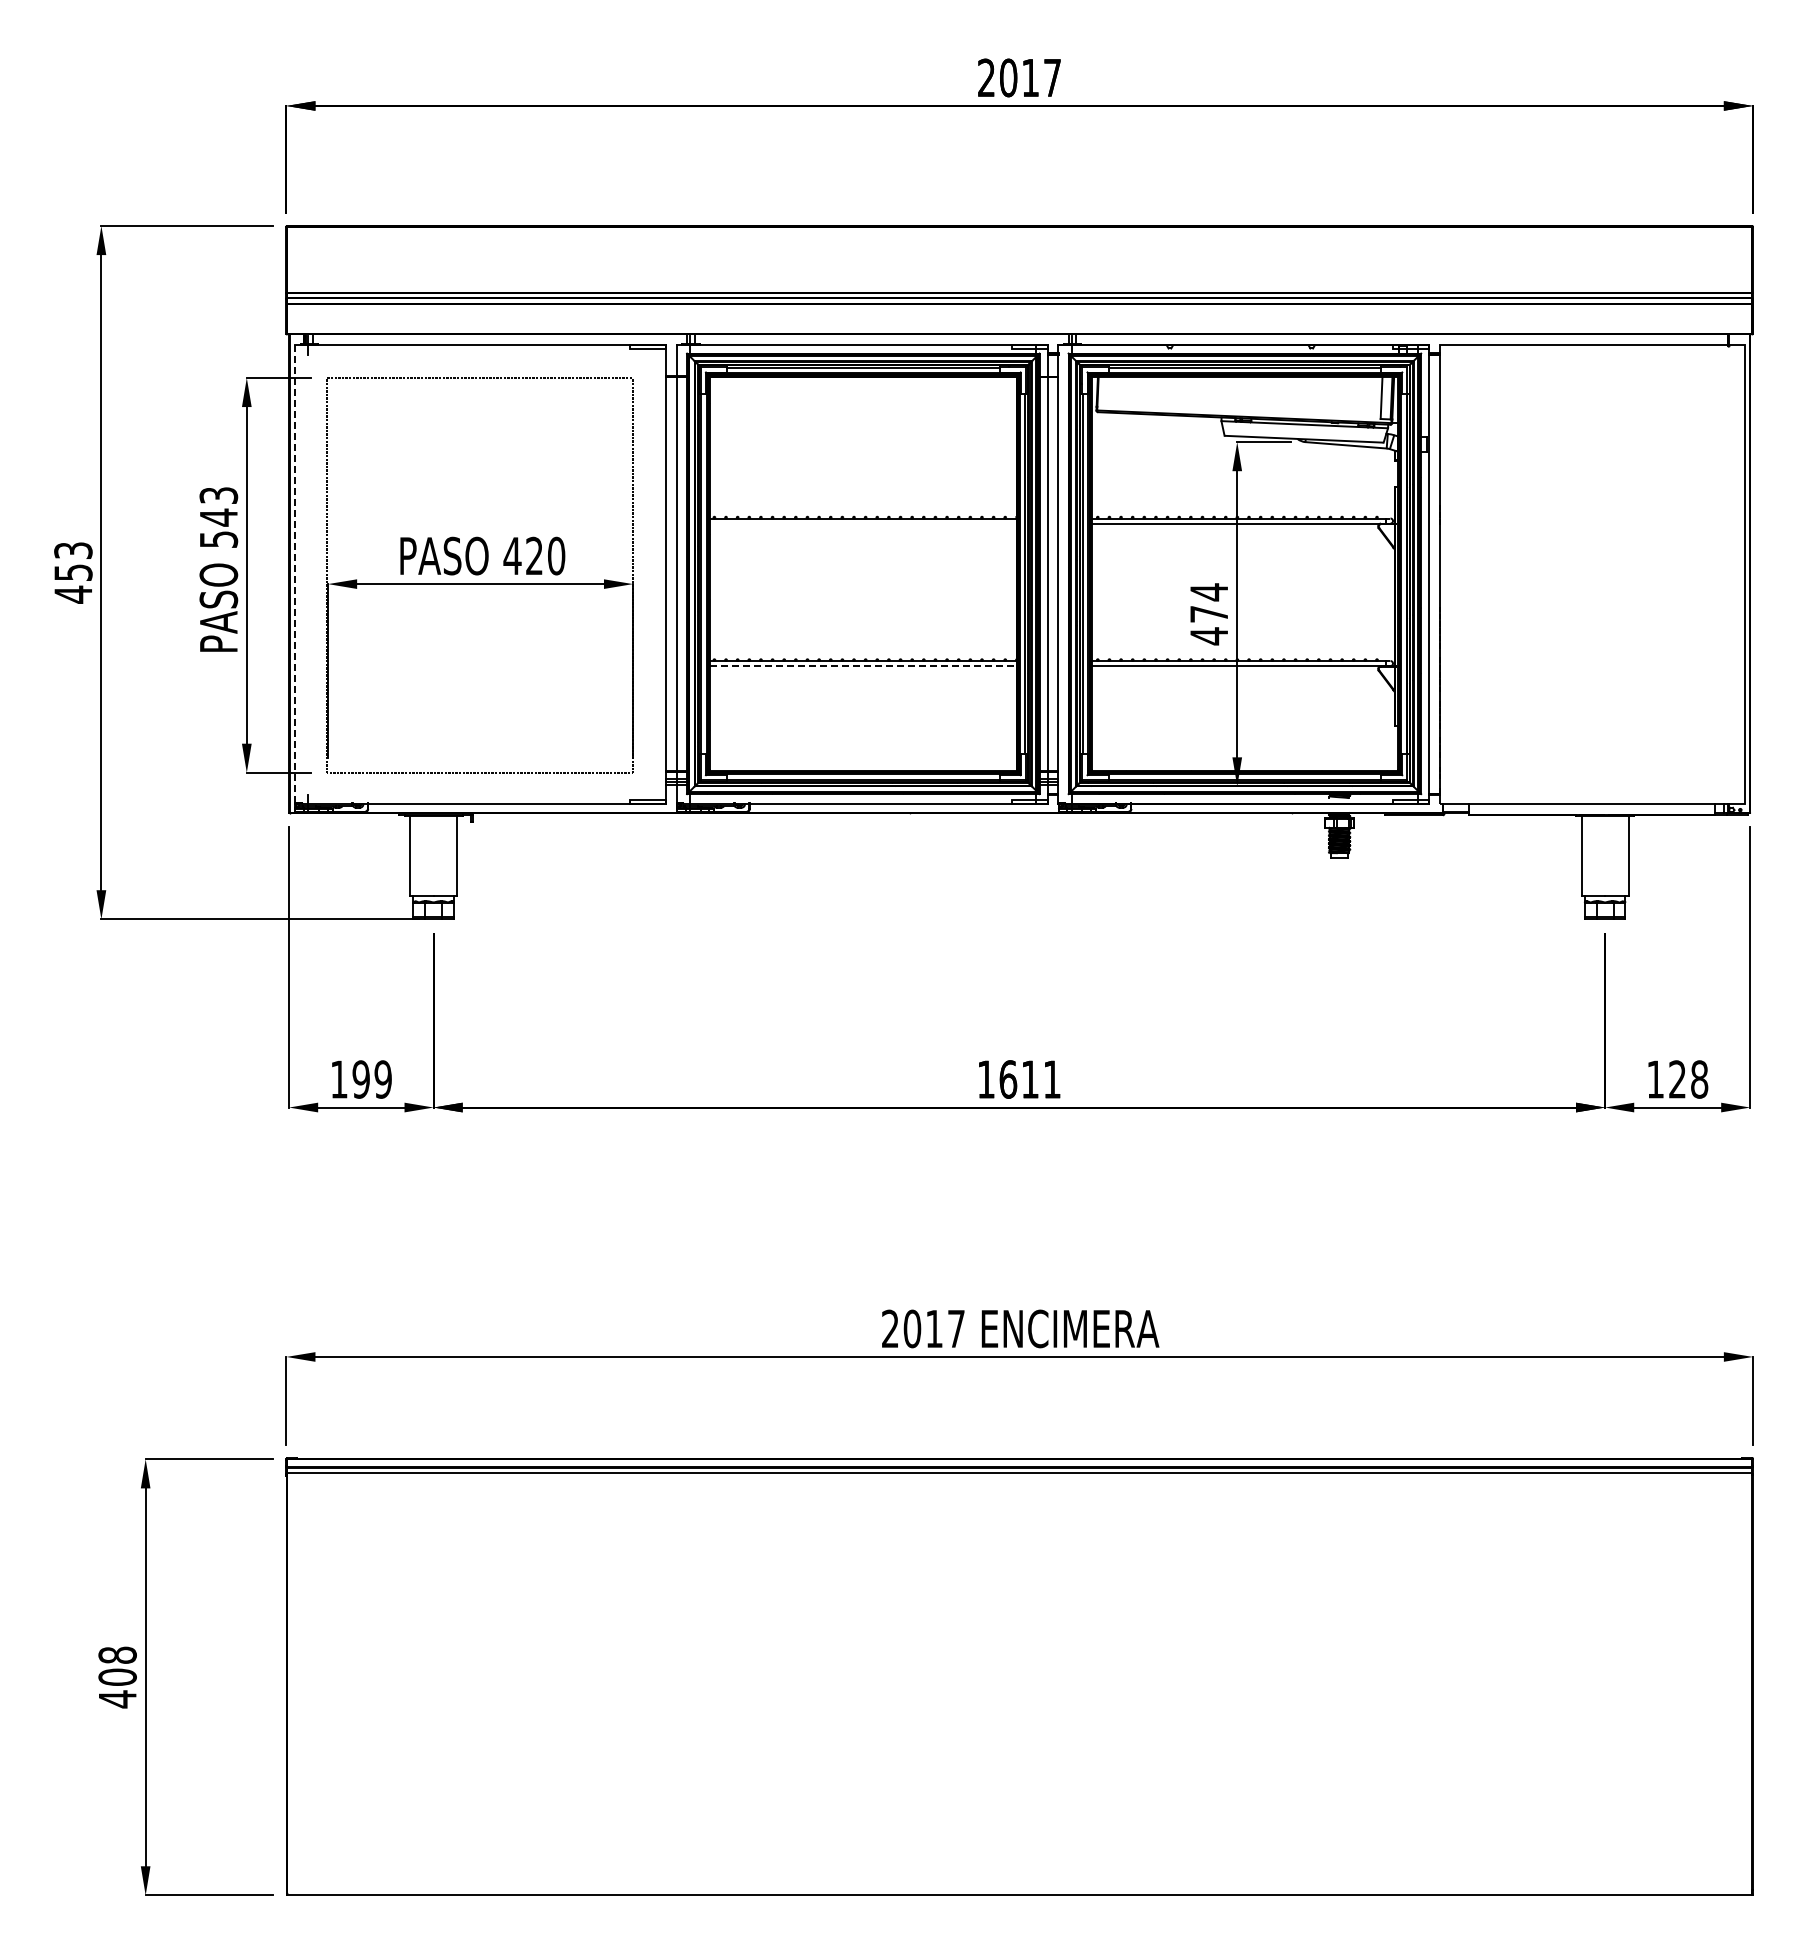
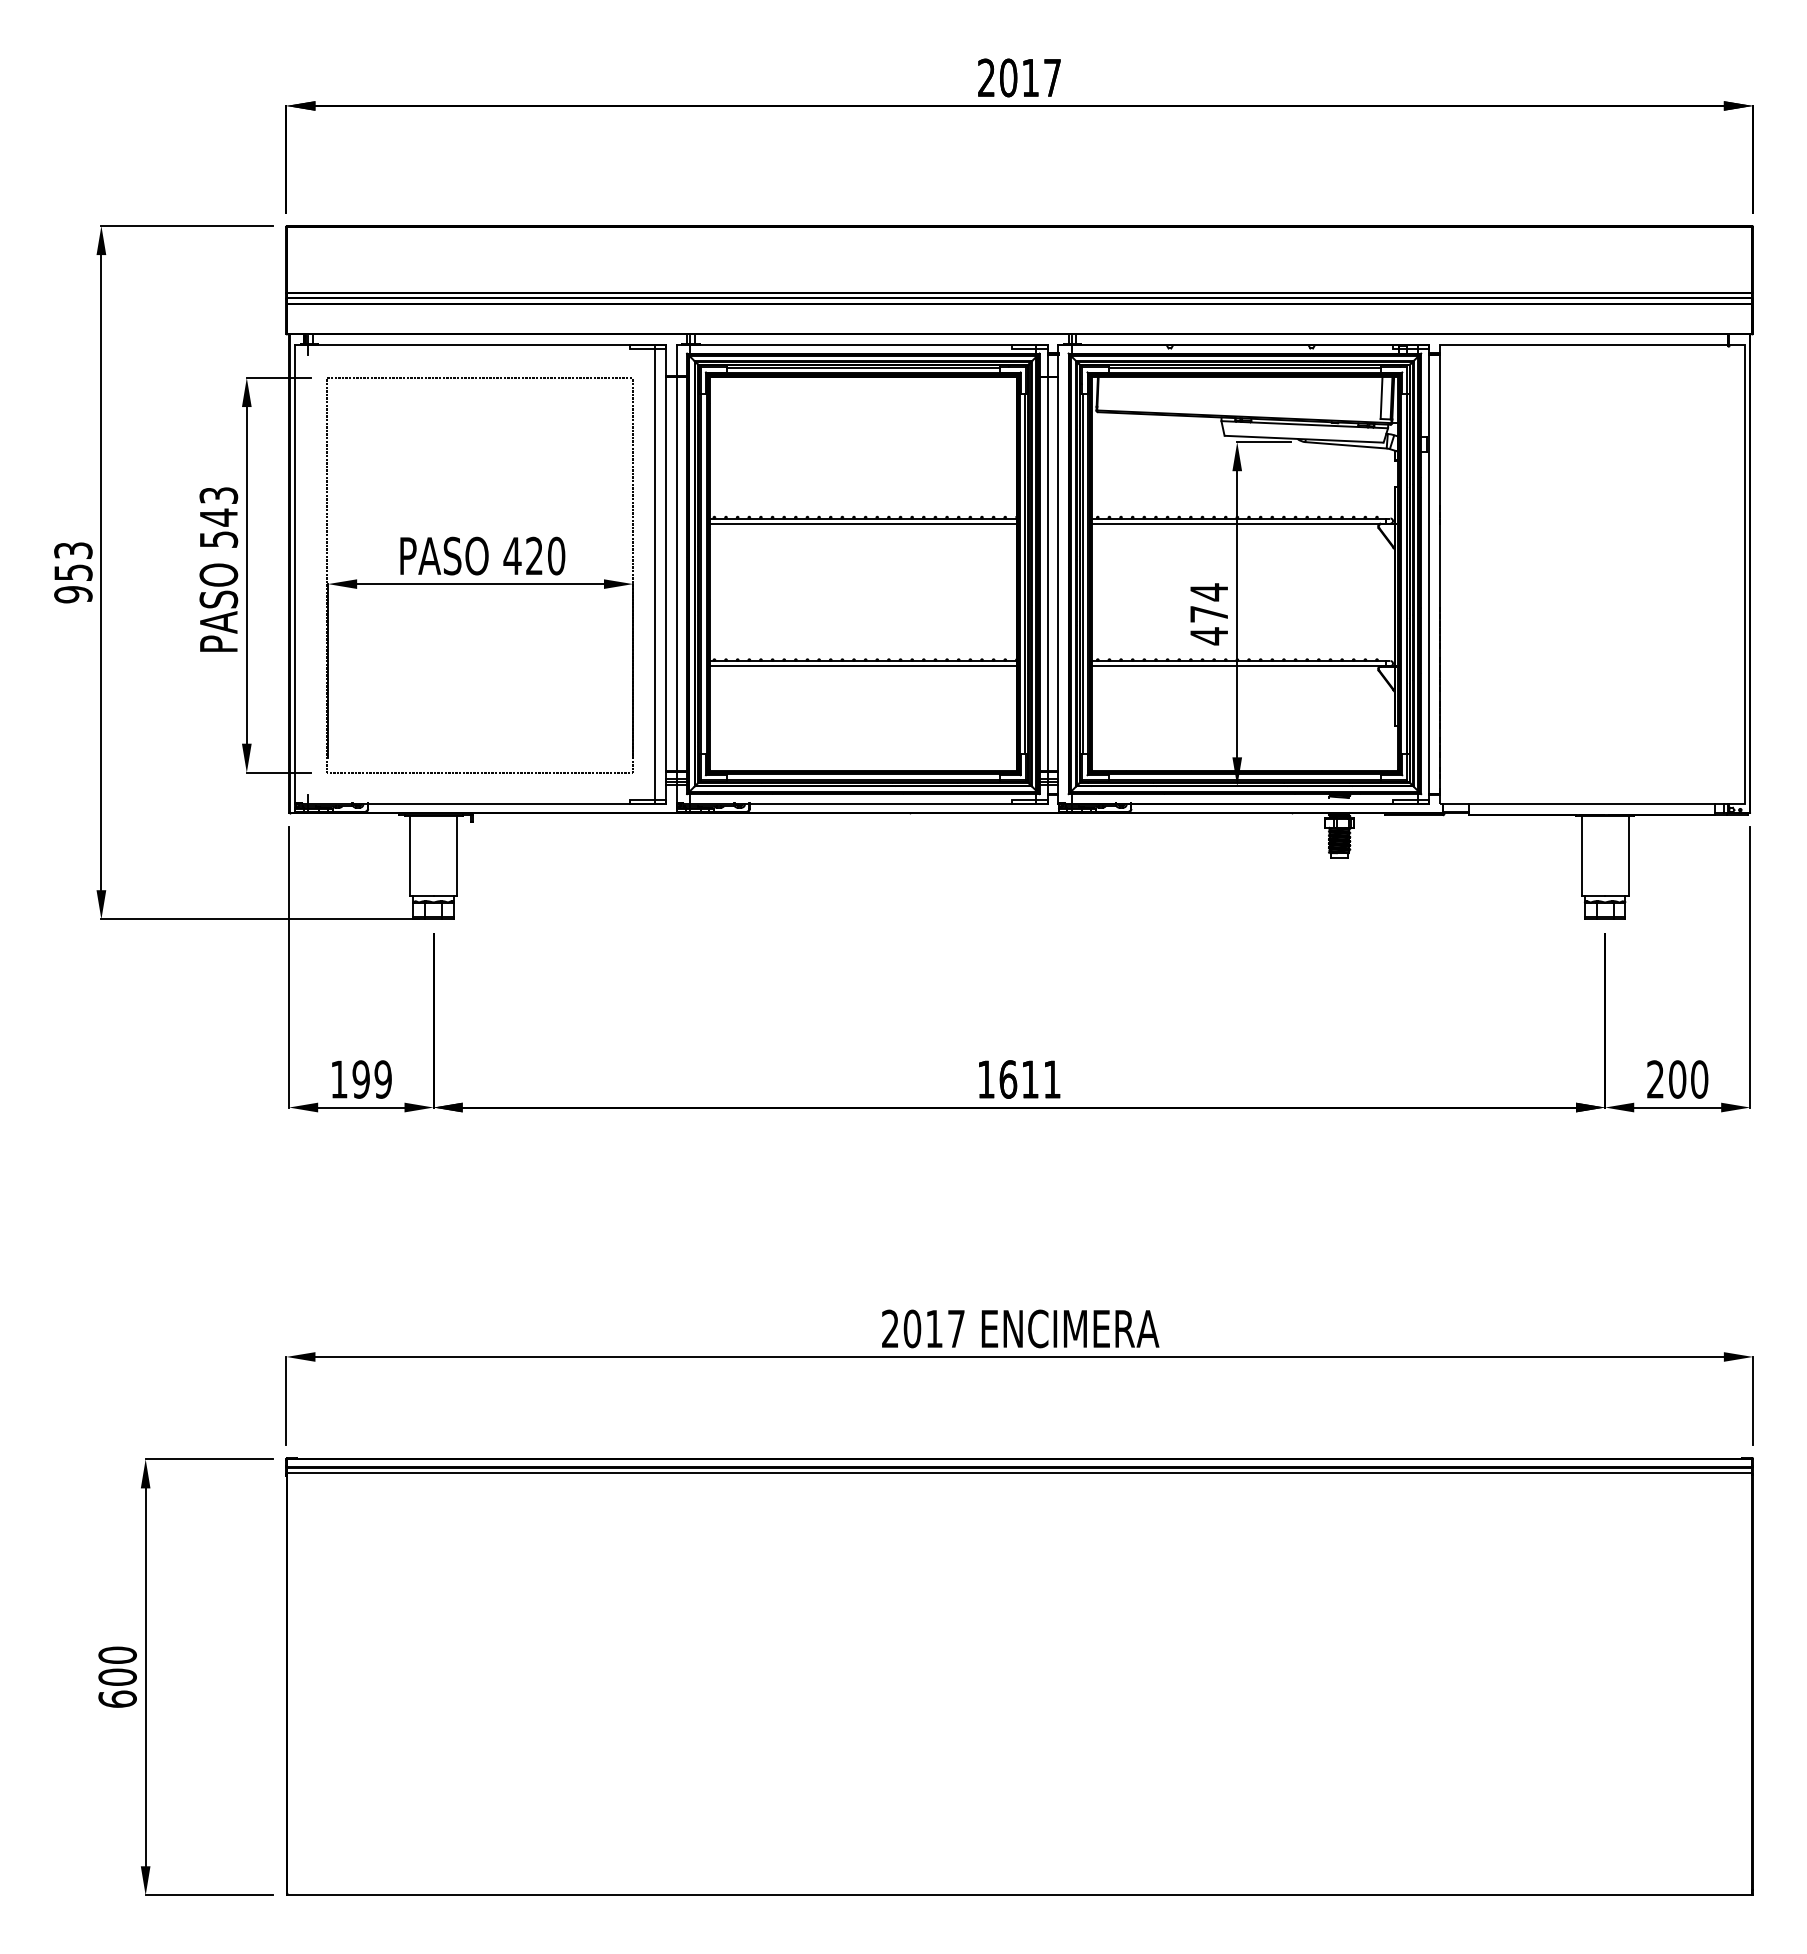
line: none -> present (862, 523)
line: none -> present (654, 574)
line: dashed -> solid (294, 575)
text: 453 -> 953 (73, 594)
line: dashed -> solid (863, 666)
text: 128 -> 200 (1677, 1079)
text: 408 -> 600 (117, 1677)
